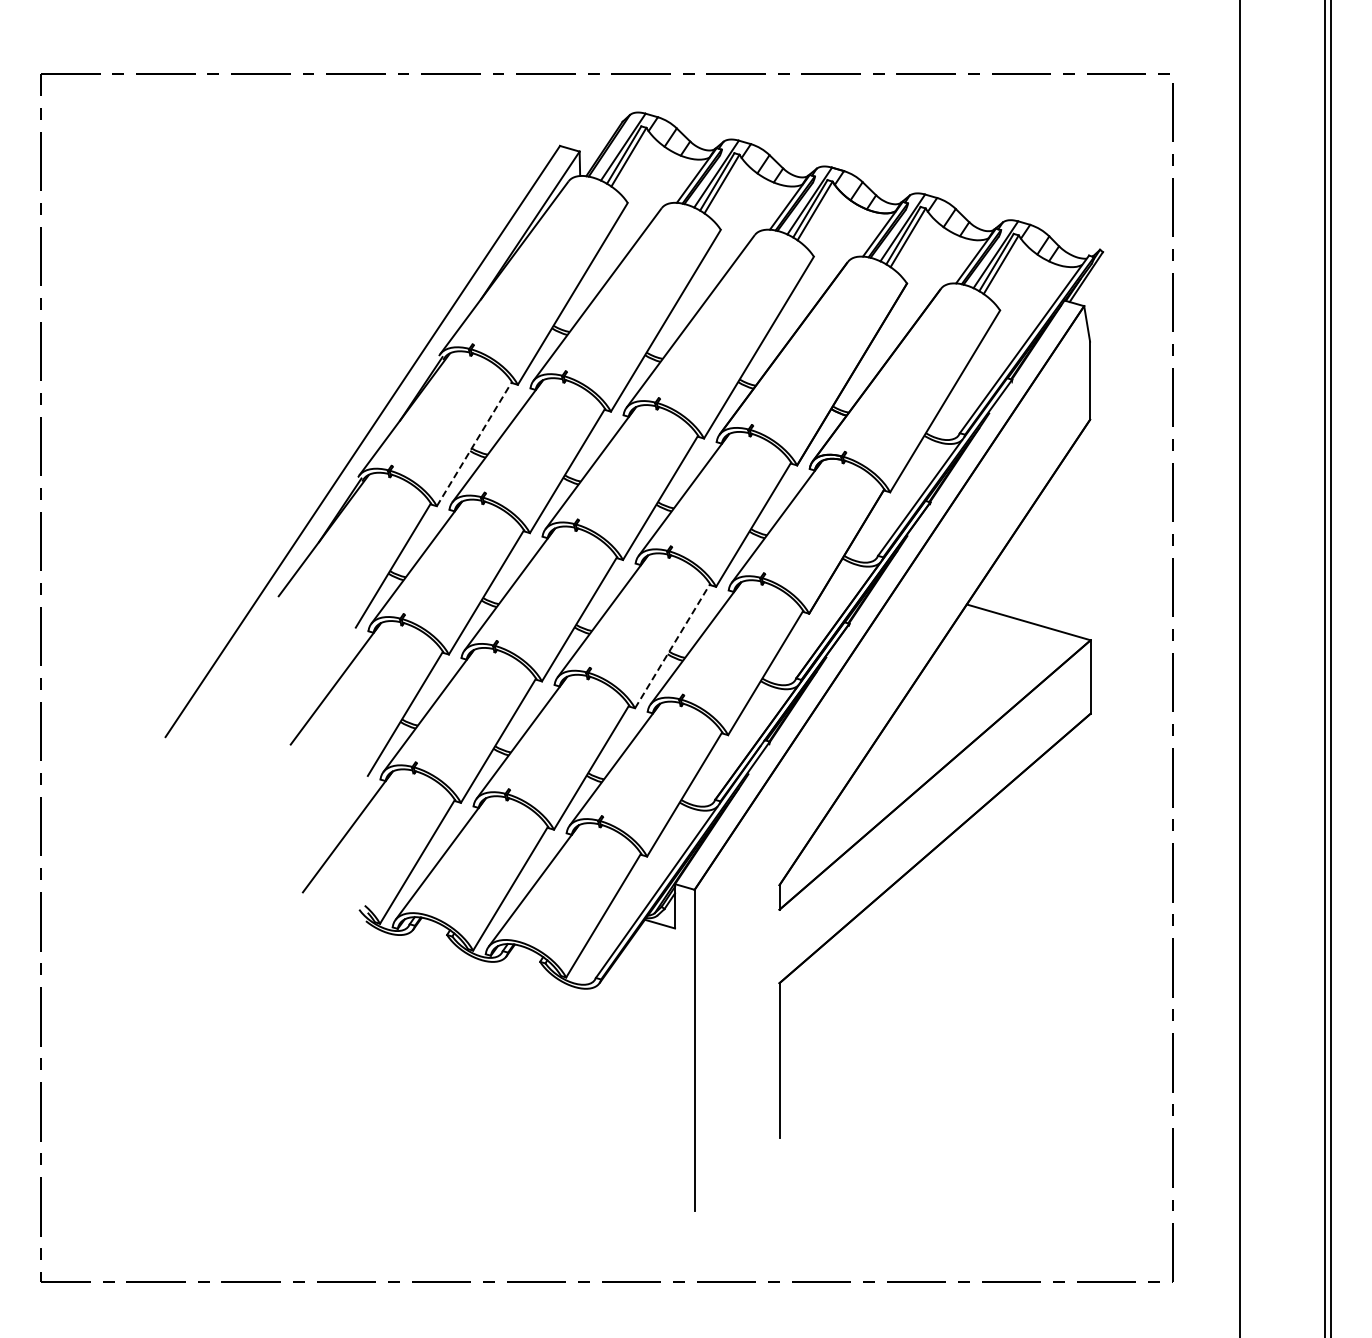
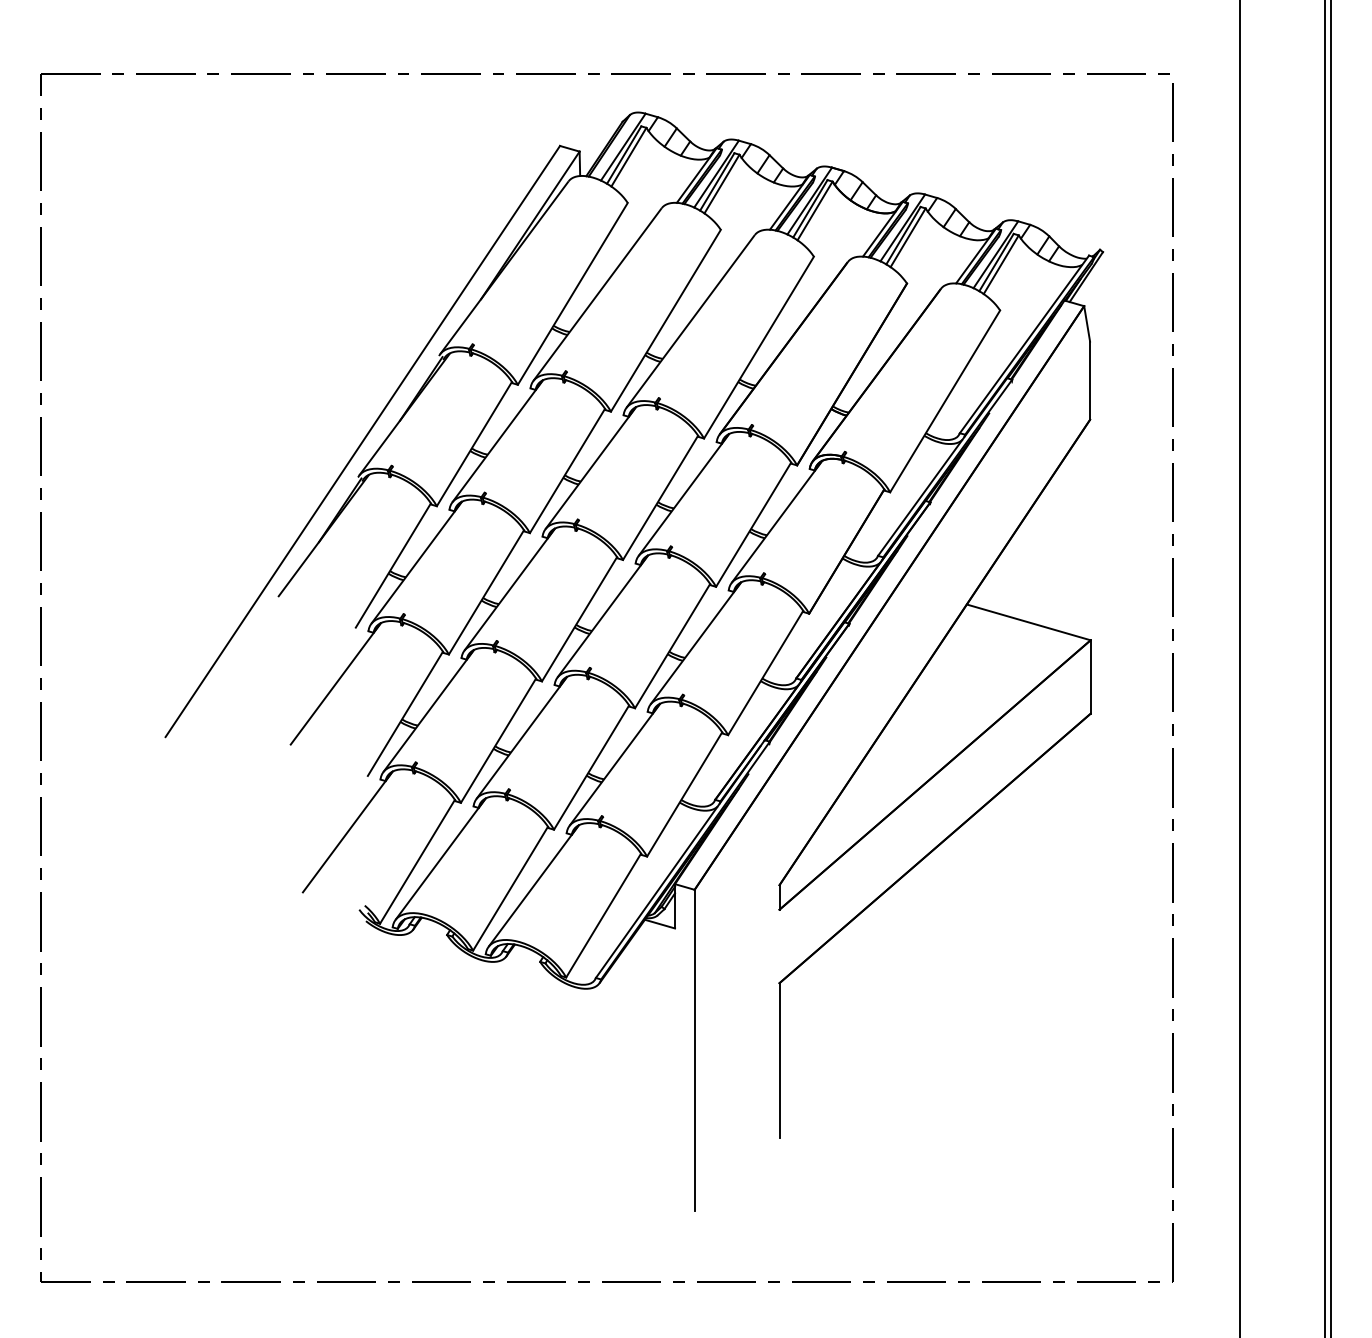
line: dashed -> solid (474, 444)
line: dashed -> solid (672, 646)
